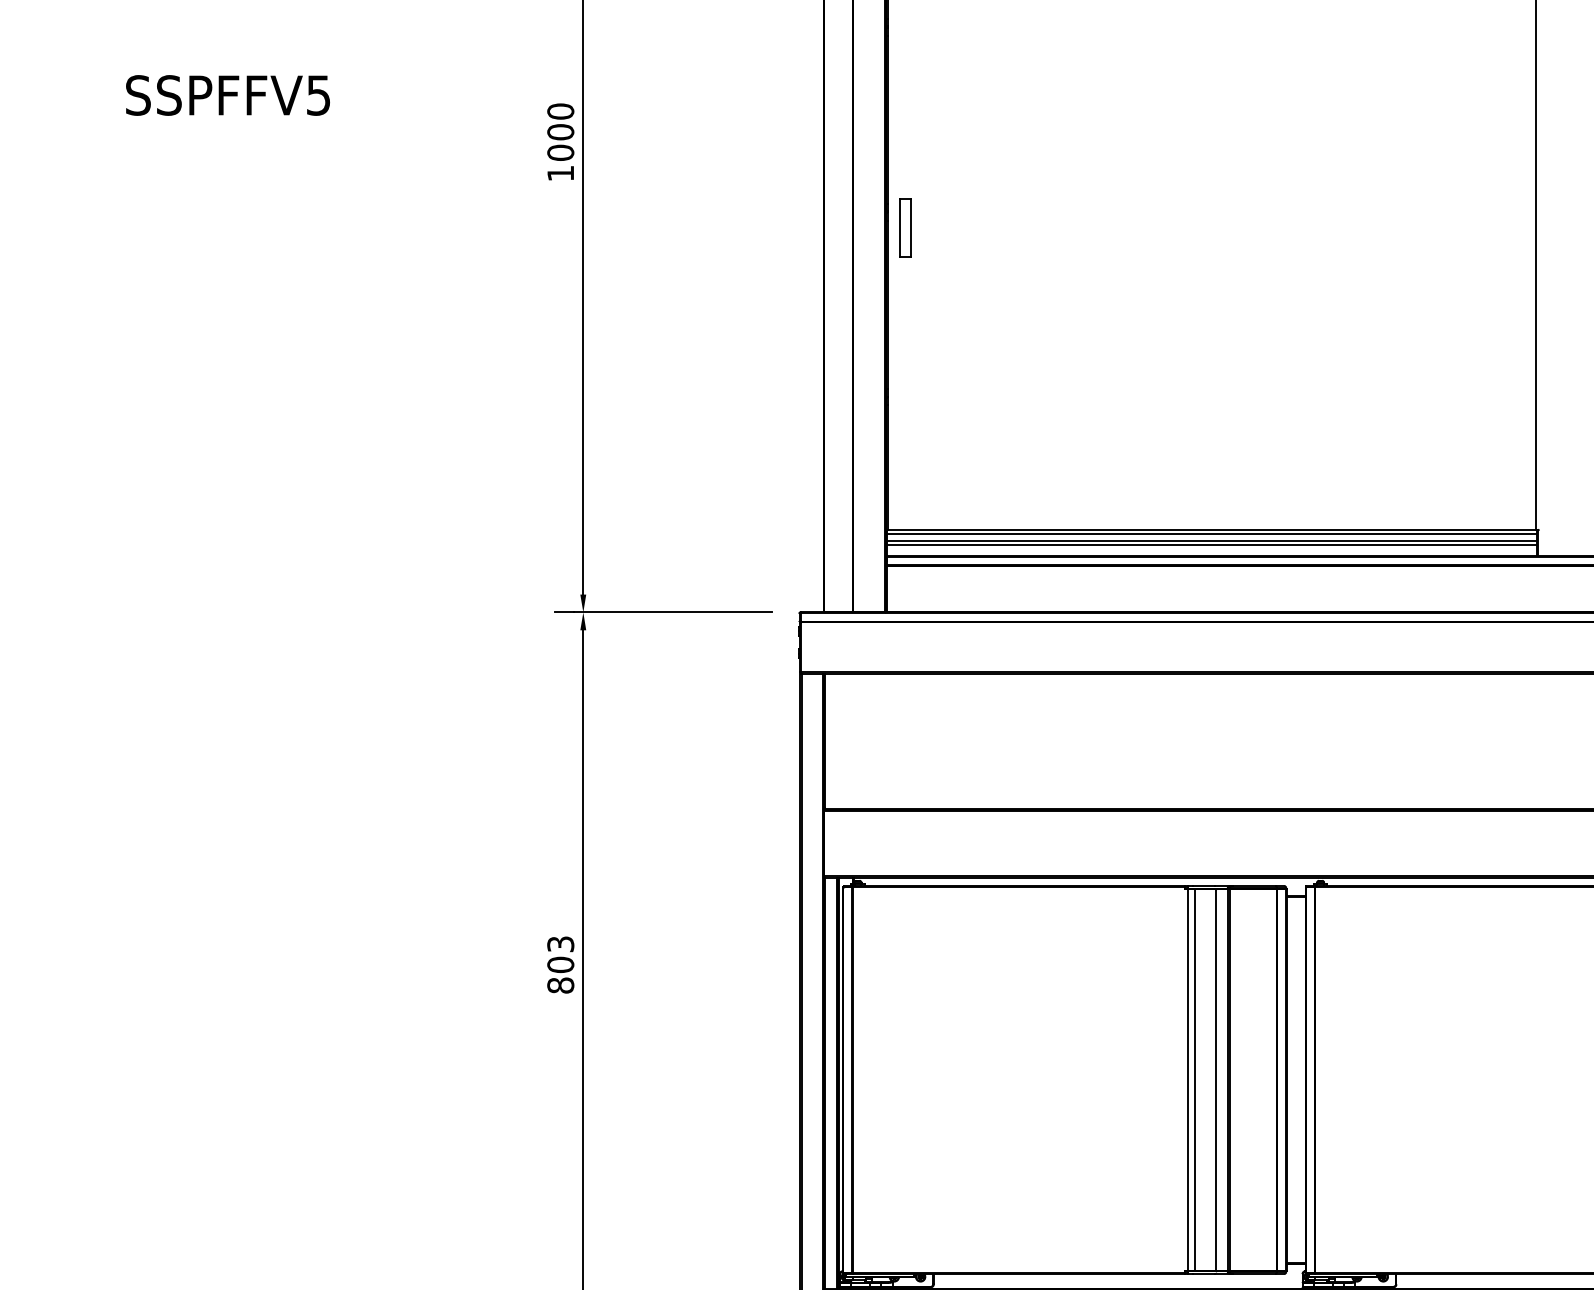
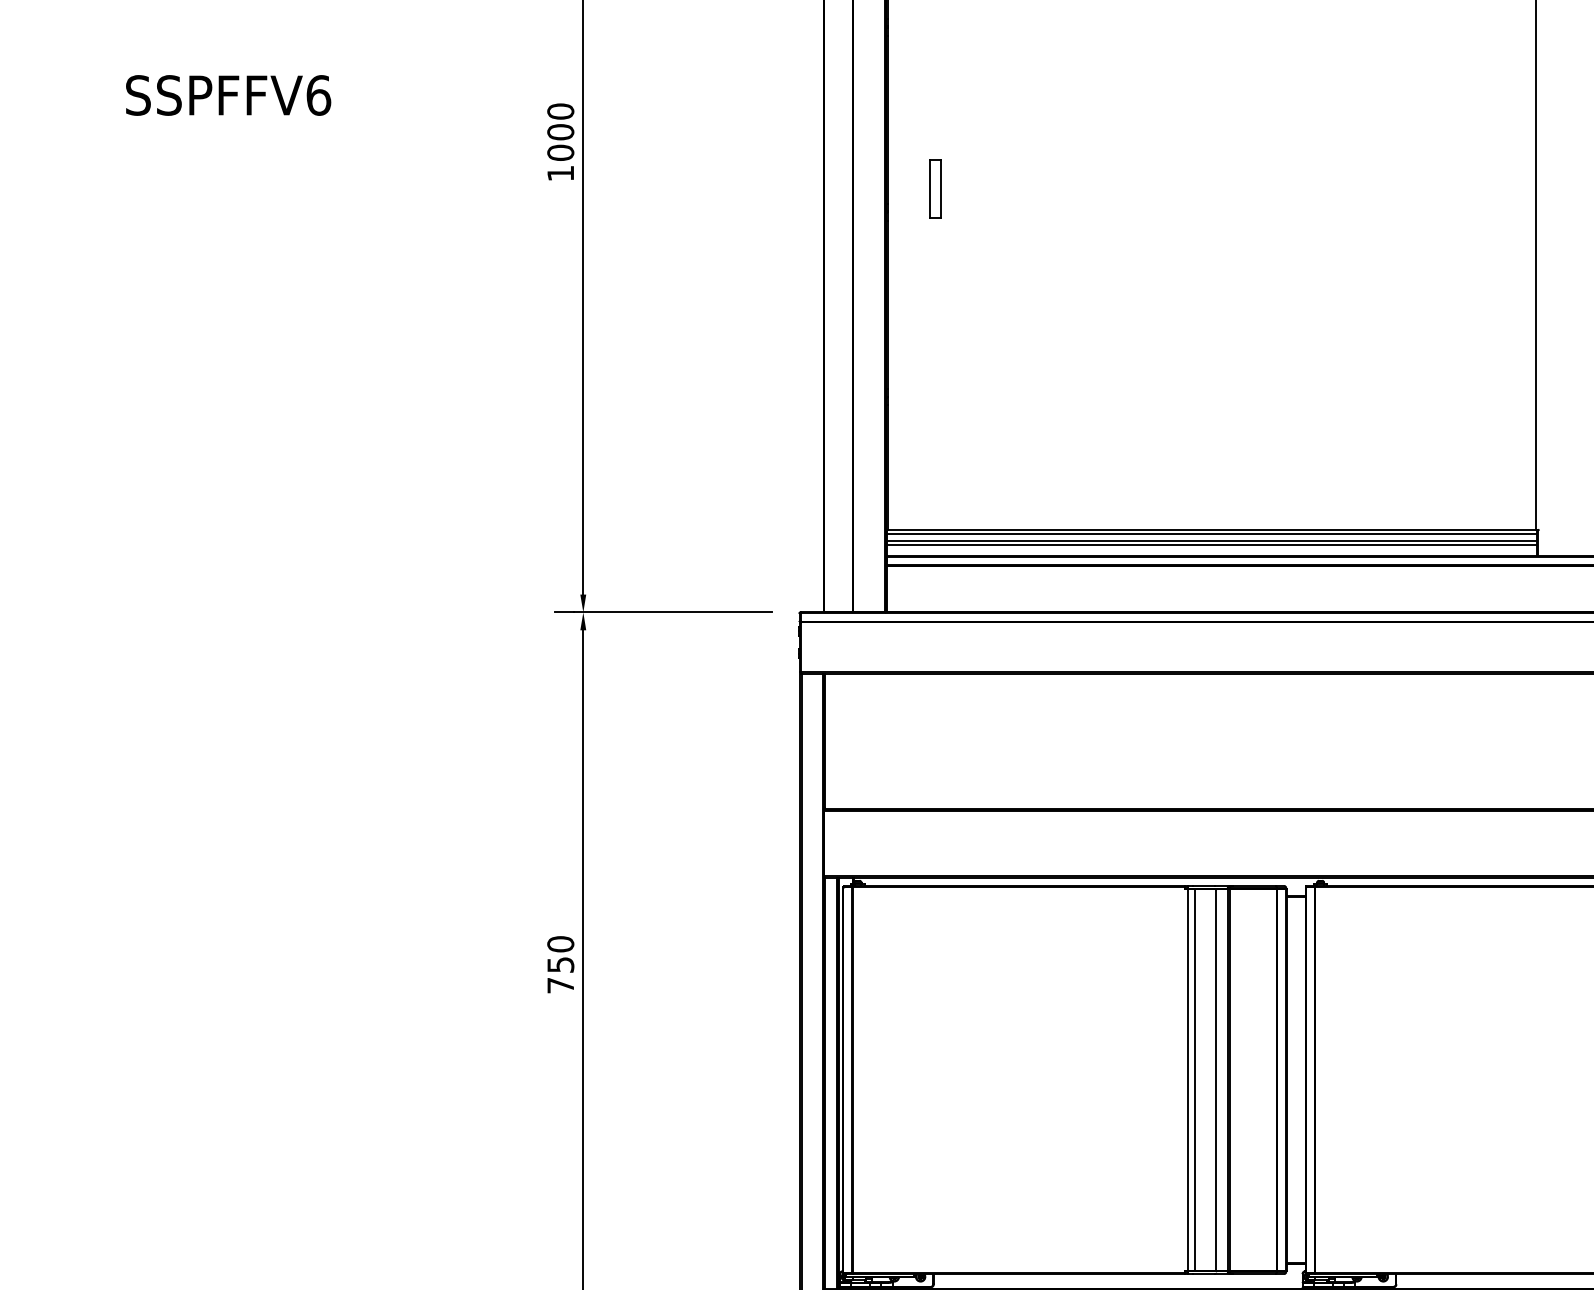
text: SSPFFV5 -> SSPFFV6 (318, 95)
part position: (905, 227) -> (935, 188) (935, 188)
text: 803 -> 750 (560, 964)
